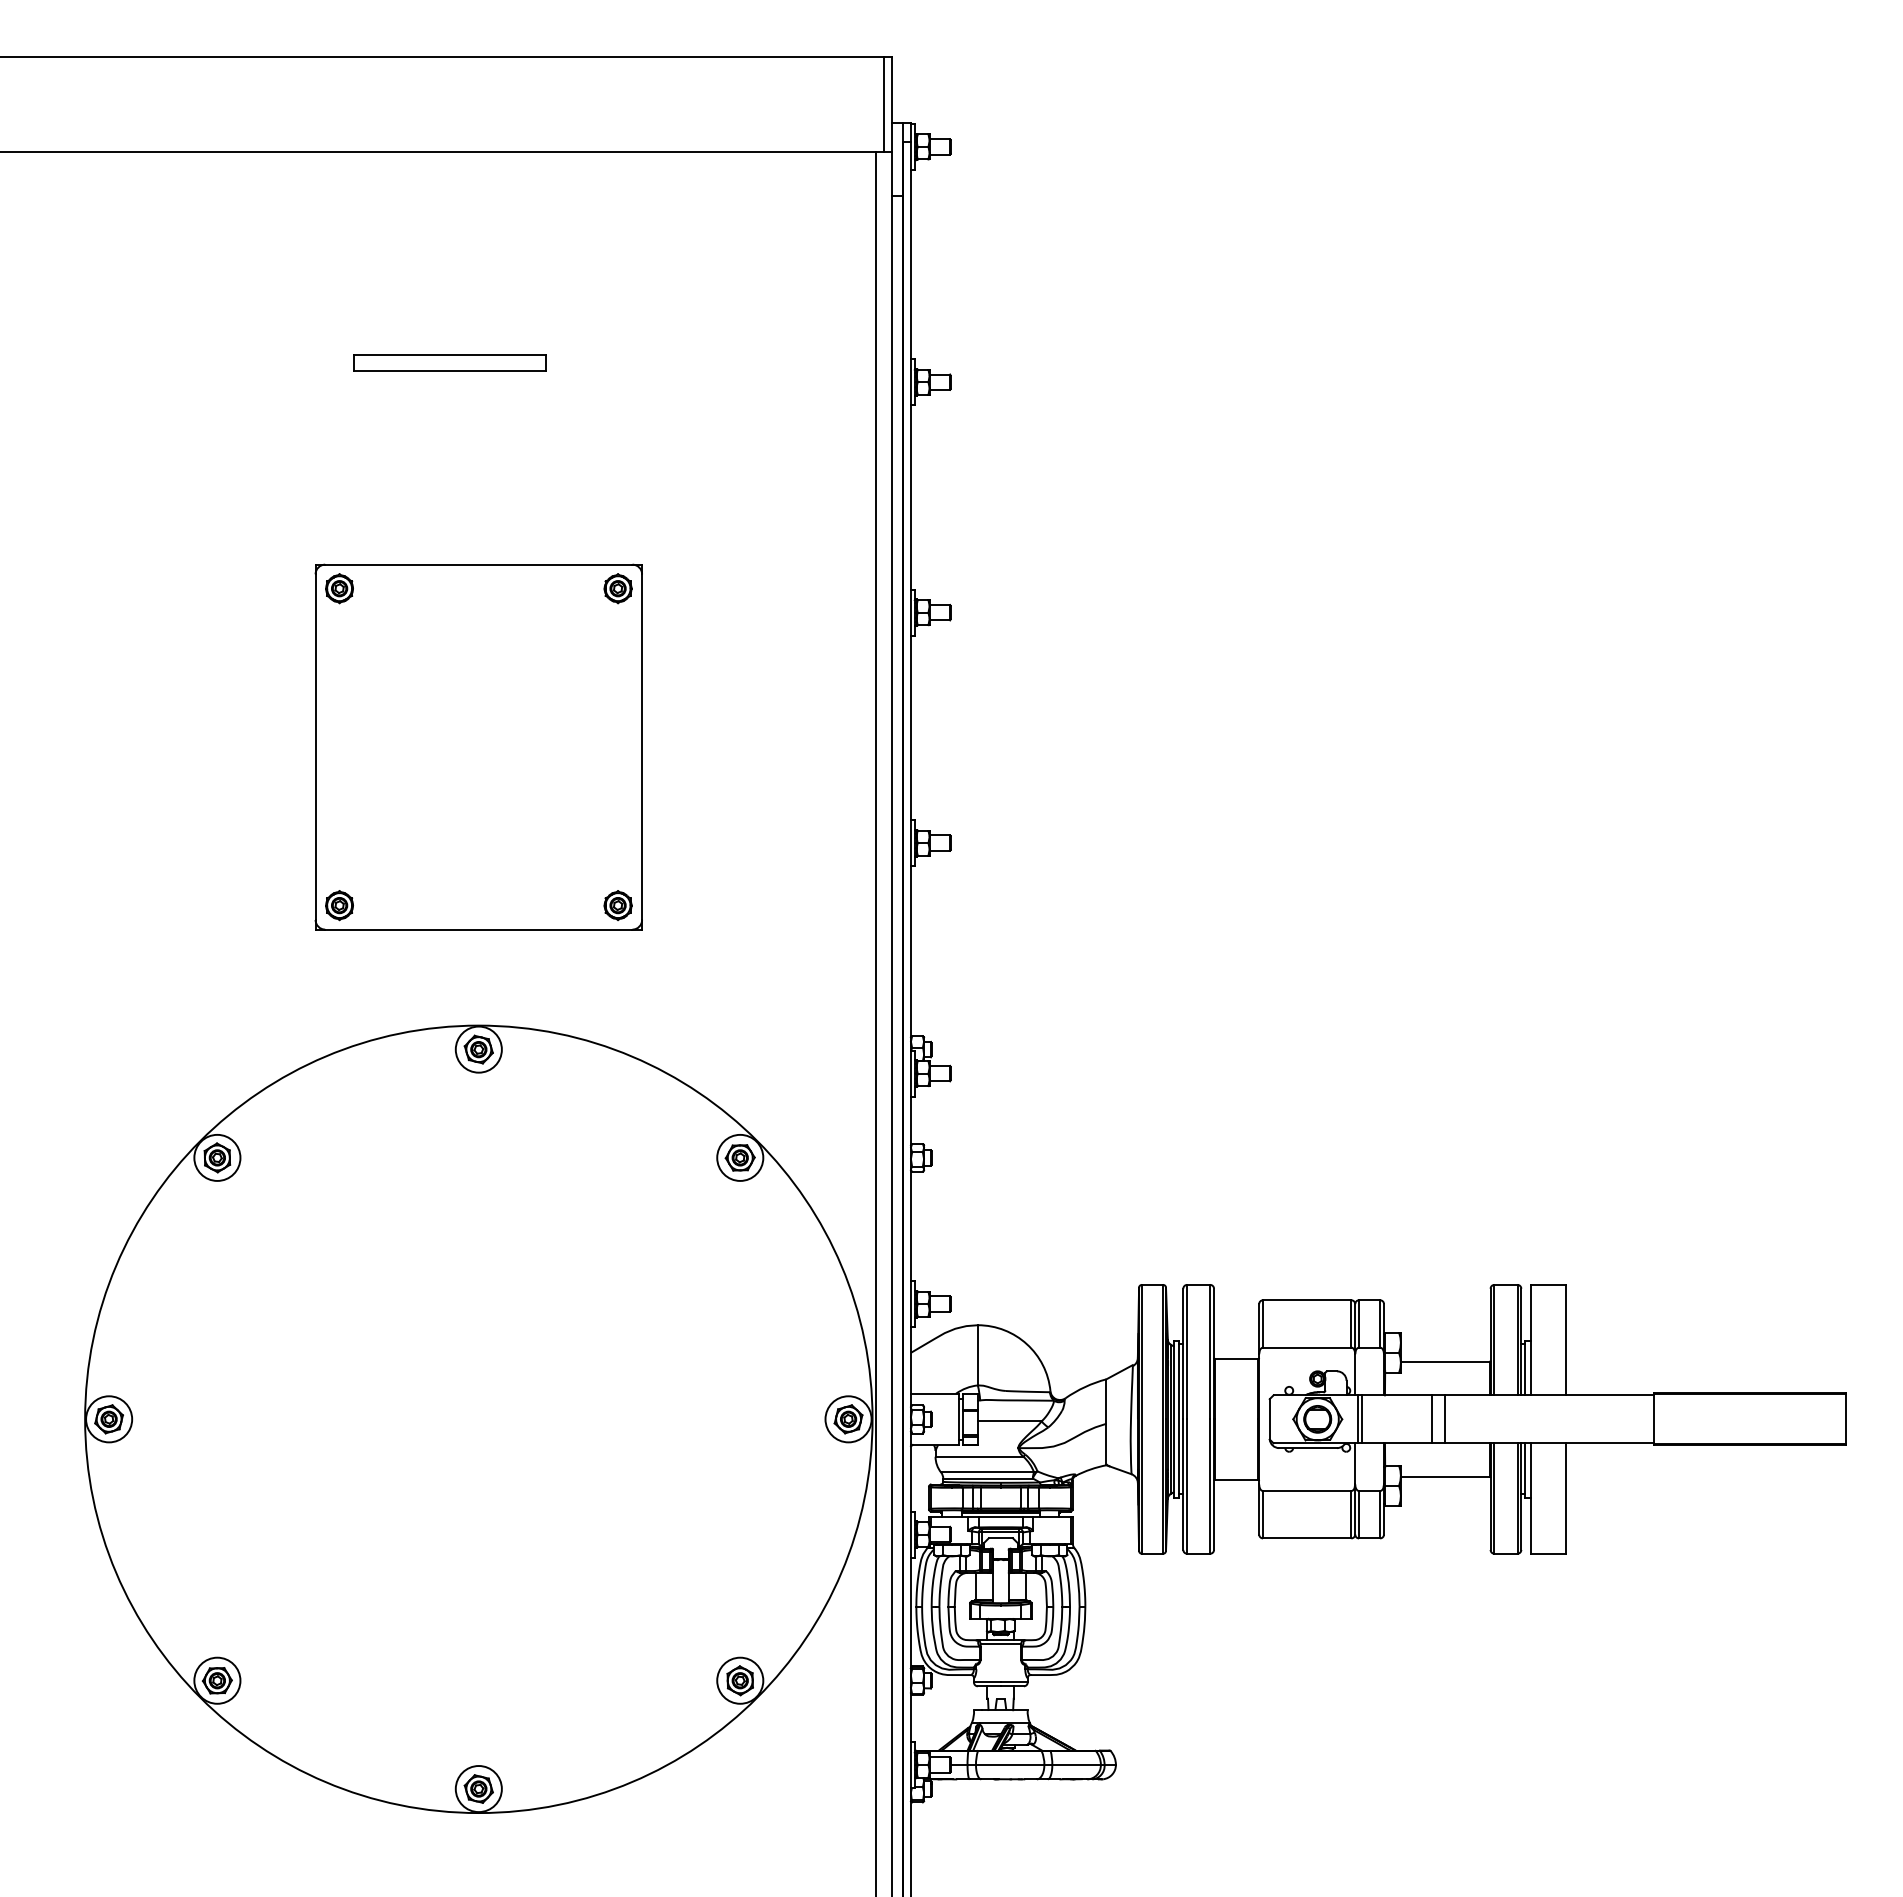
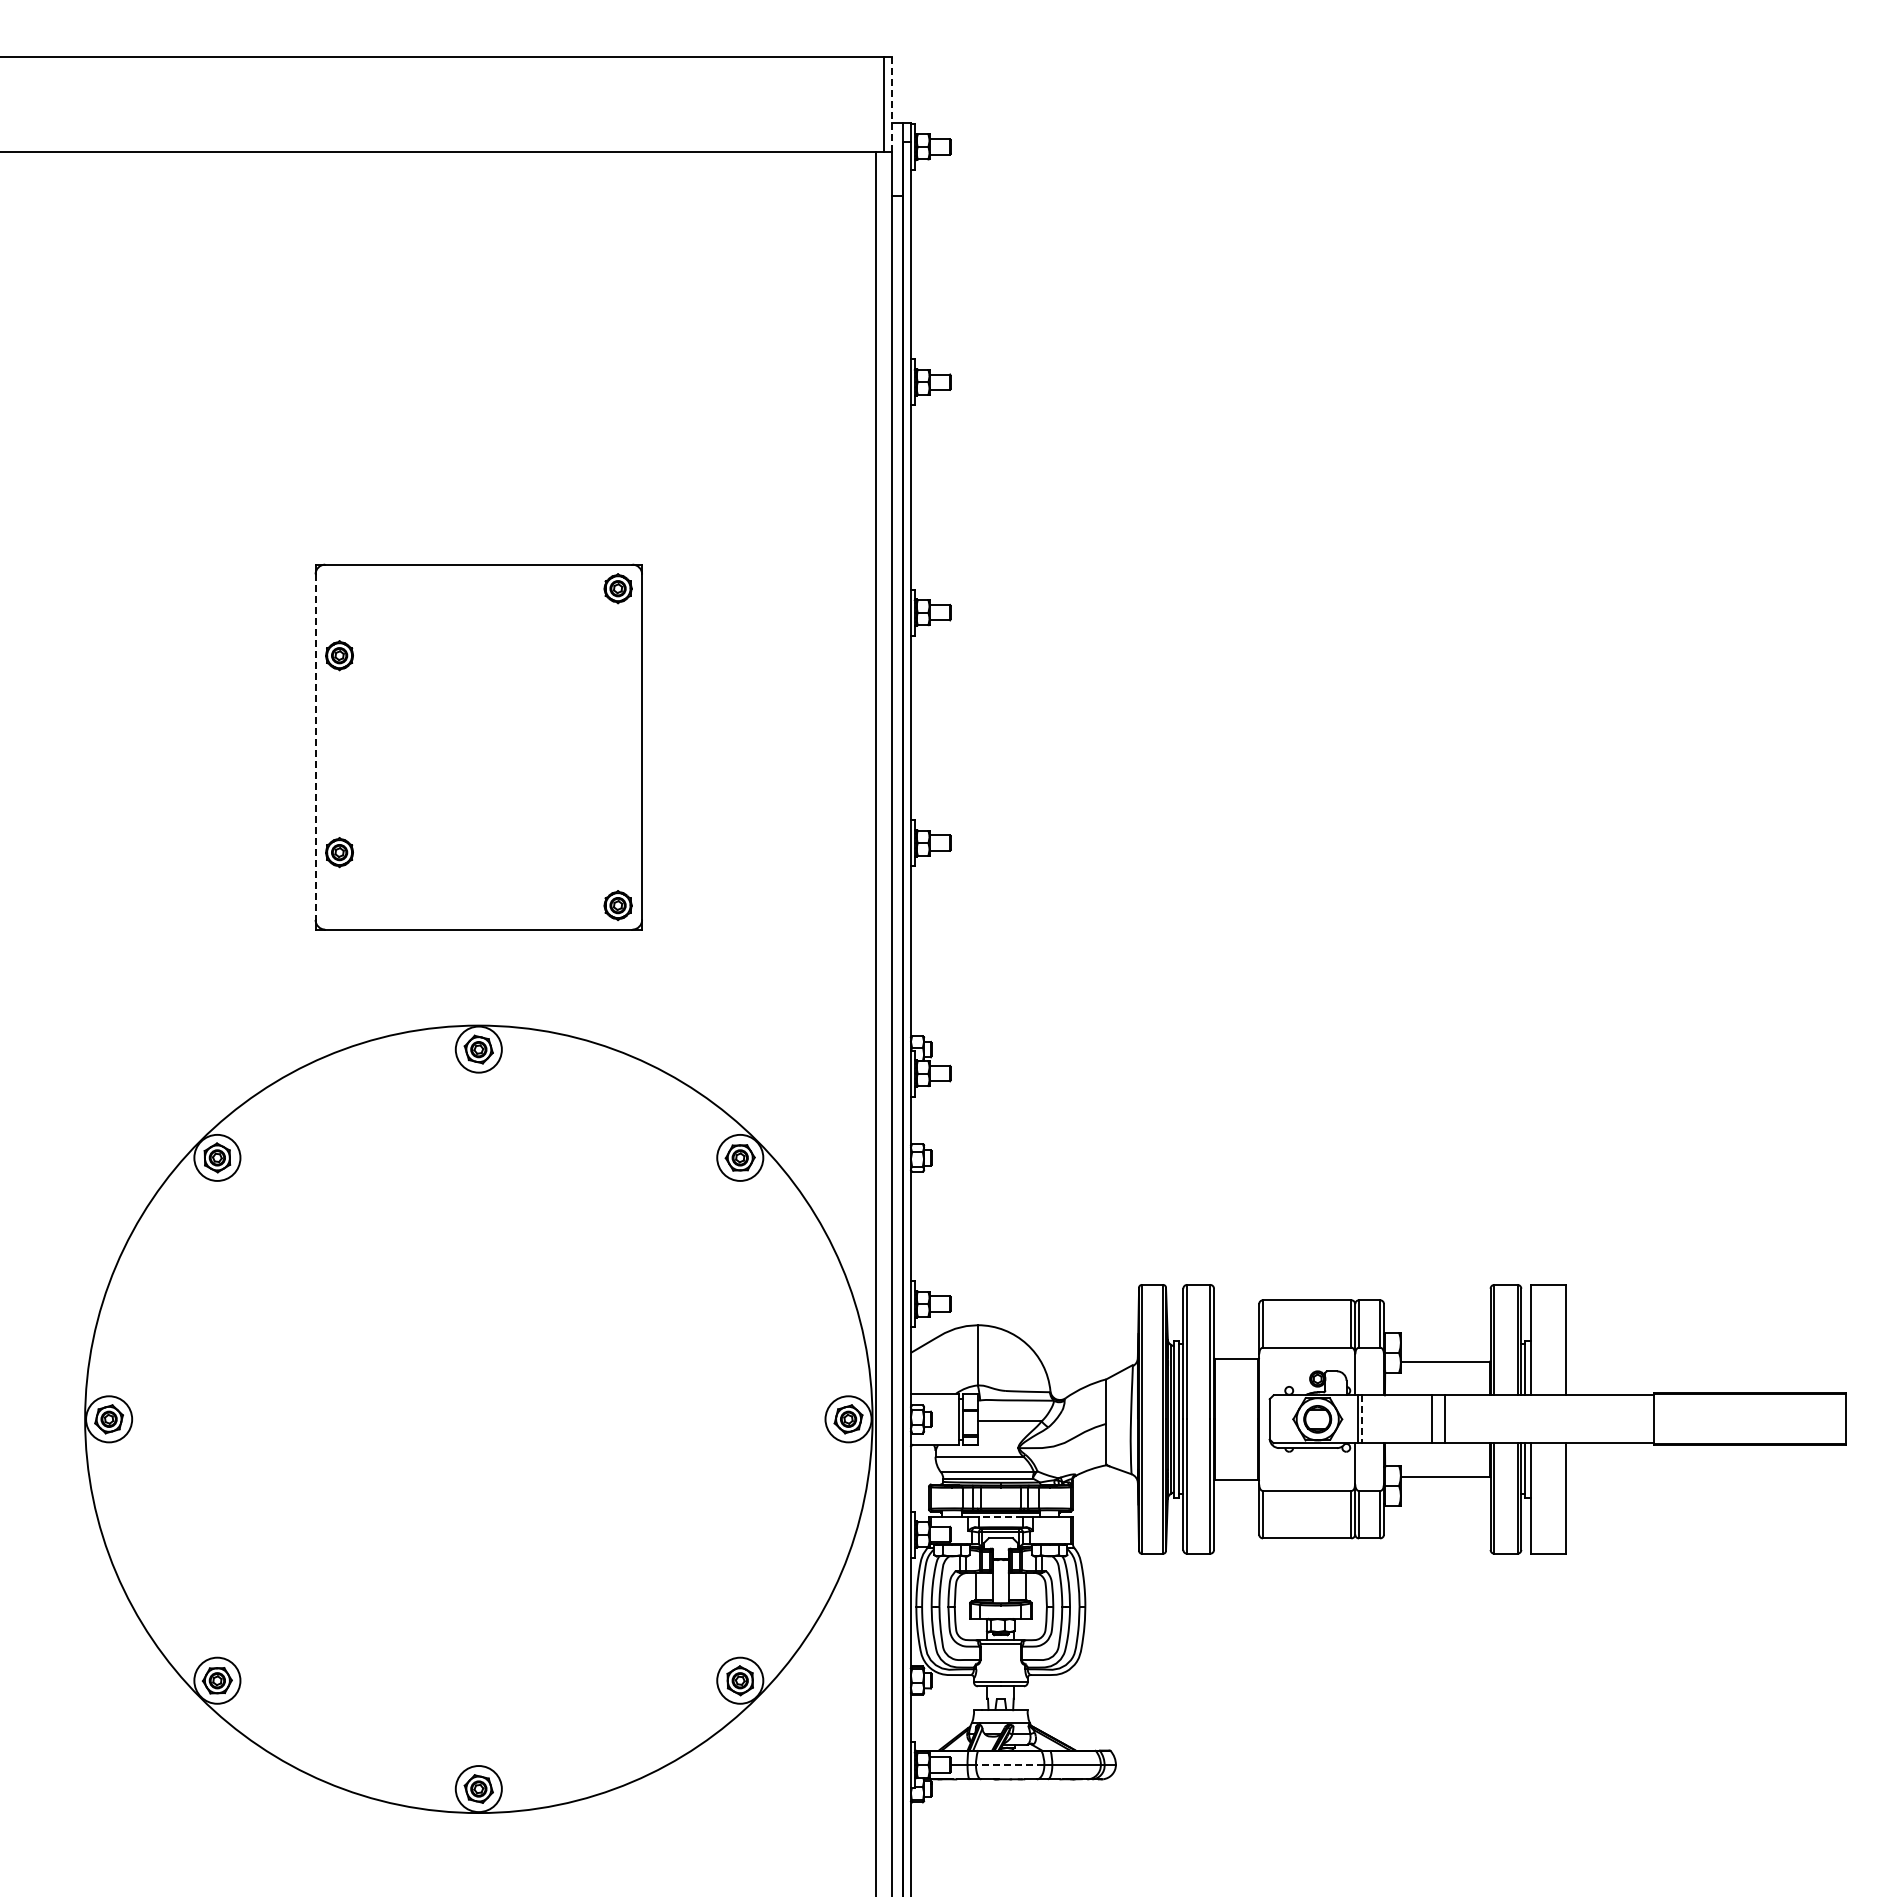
line: solid -> dashed (891, 104)
part: present -> none (449, 362)
part position: (339, 588) -> (339, 655) (339, 655)
line: solid -> dashed (315, 747)
part position: (339, 905) -> (339, 852) (339, 852)
line: solid -> dashed (1362, 1419)
line: solid -> dashed (1000, 1517)
line: solid -> dashed (1009, 1765)
